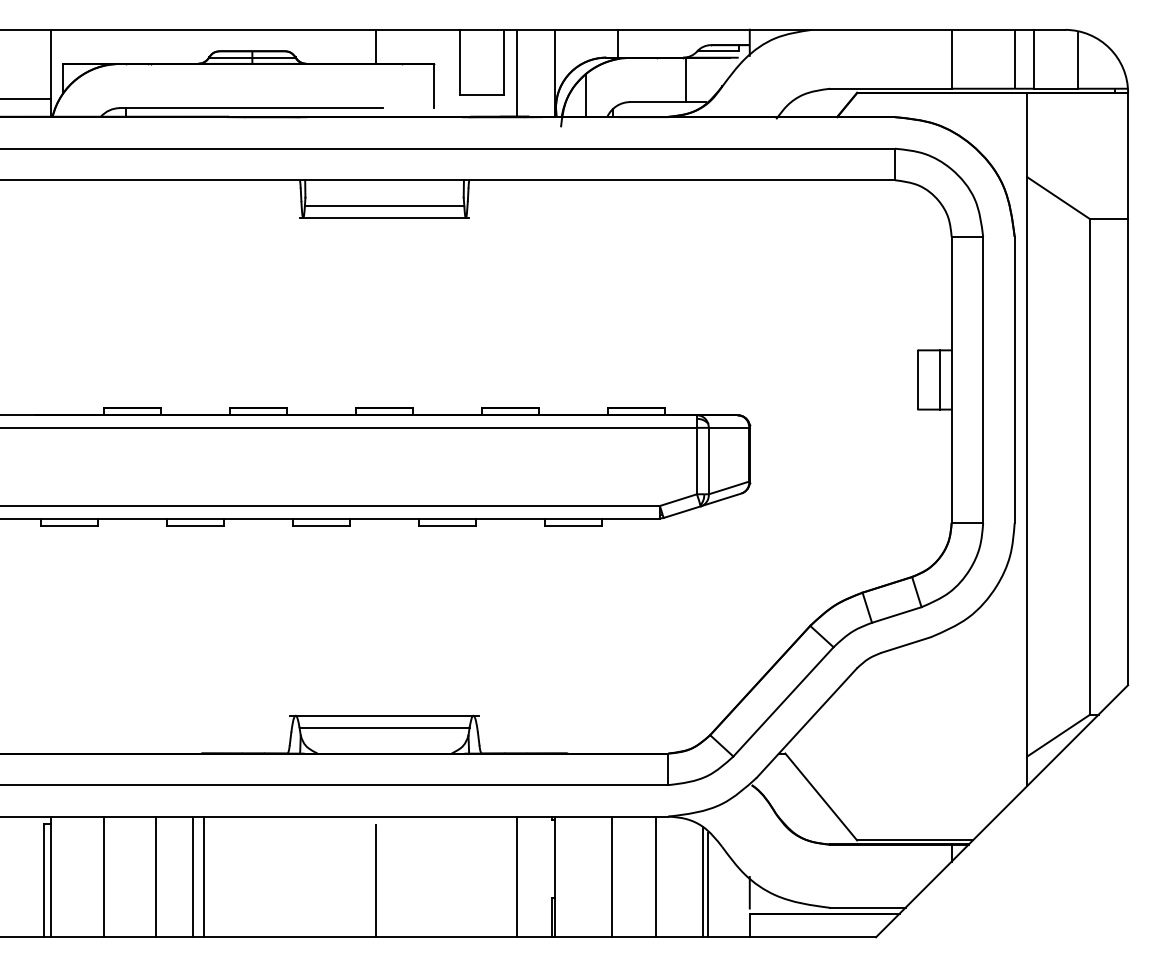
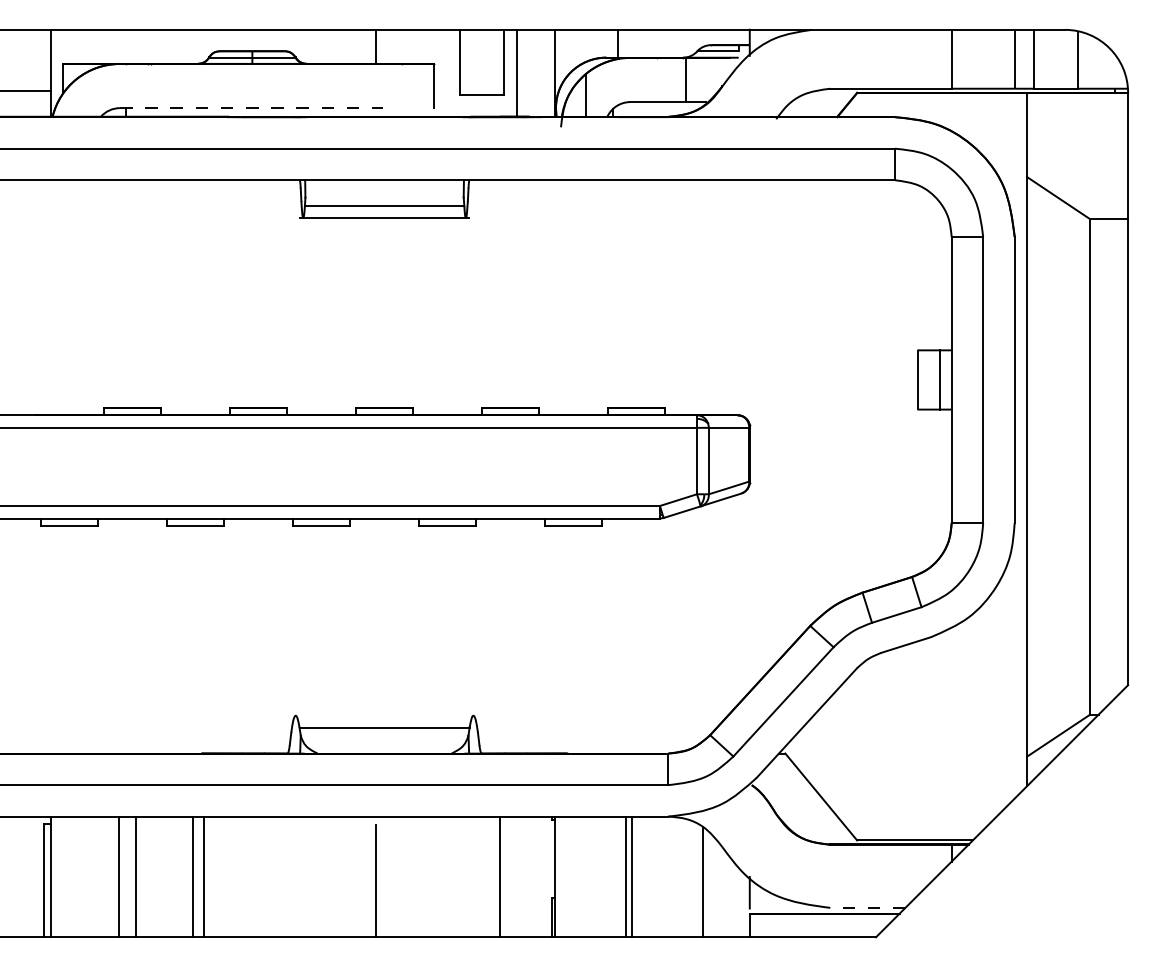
line position: (26, 99) -> (26, 91) (26, 91)
line: solid -> dashed (251, 108)
line: present -> none (384, 715)
line position: (104, 876) -> (119, 876) (119, 876)
line position: (155, 876) -> (135, 876) (135, 876)
line position: (516, 876) -> (499, 876) (499, 876)
line position: (612, 876) -> (626, 876) (626, 876)
line position: (655, 876) -> (631, 876) (631, 876)
line: present -> none (708, 884)
line: solid -> dashed (867, 907)
